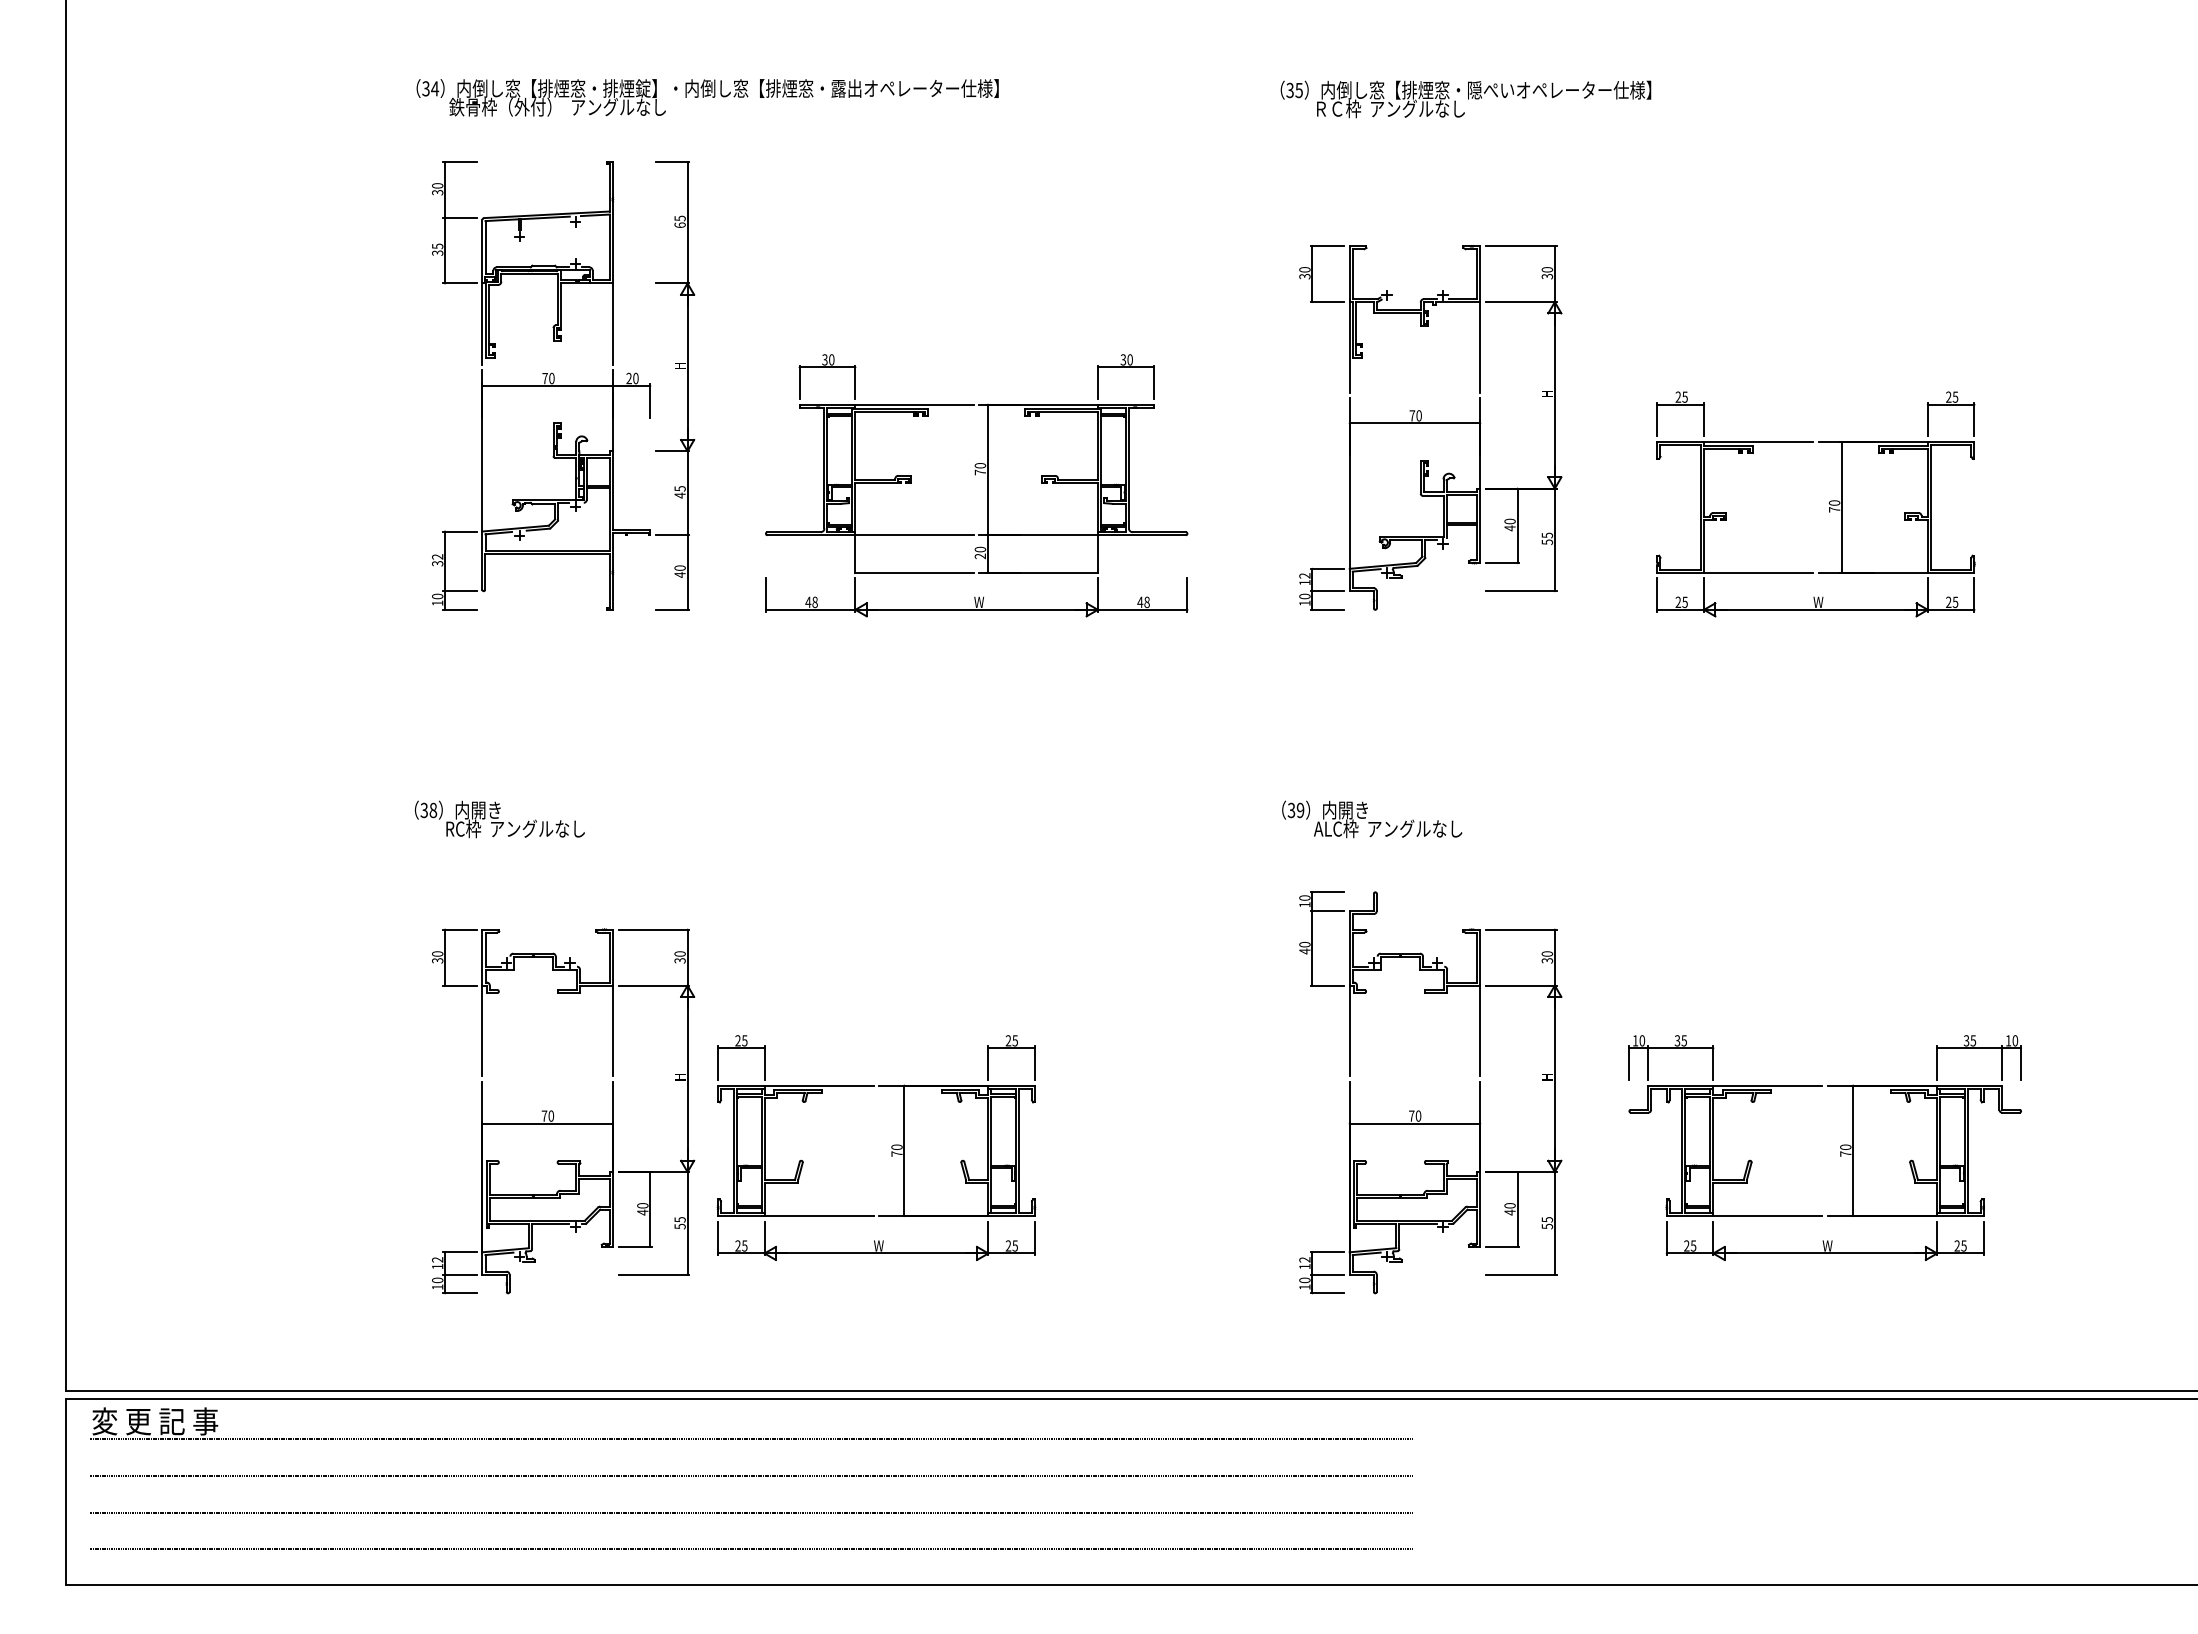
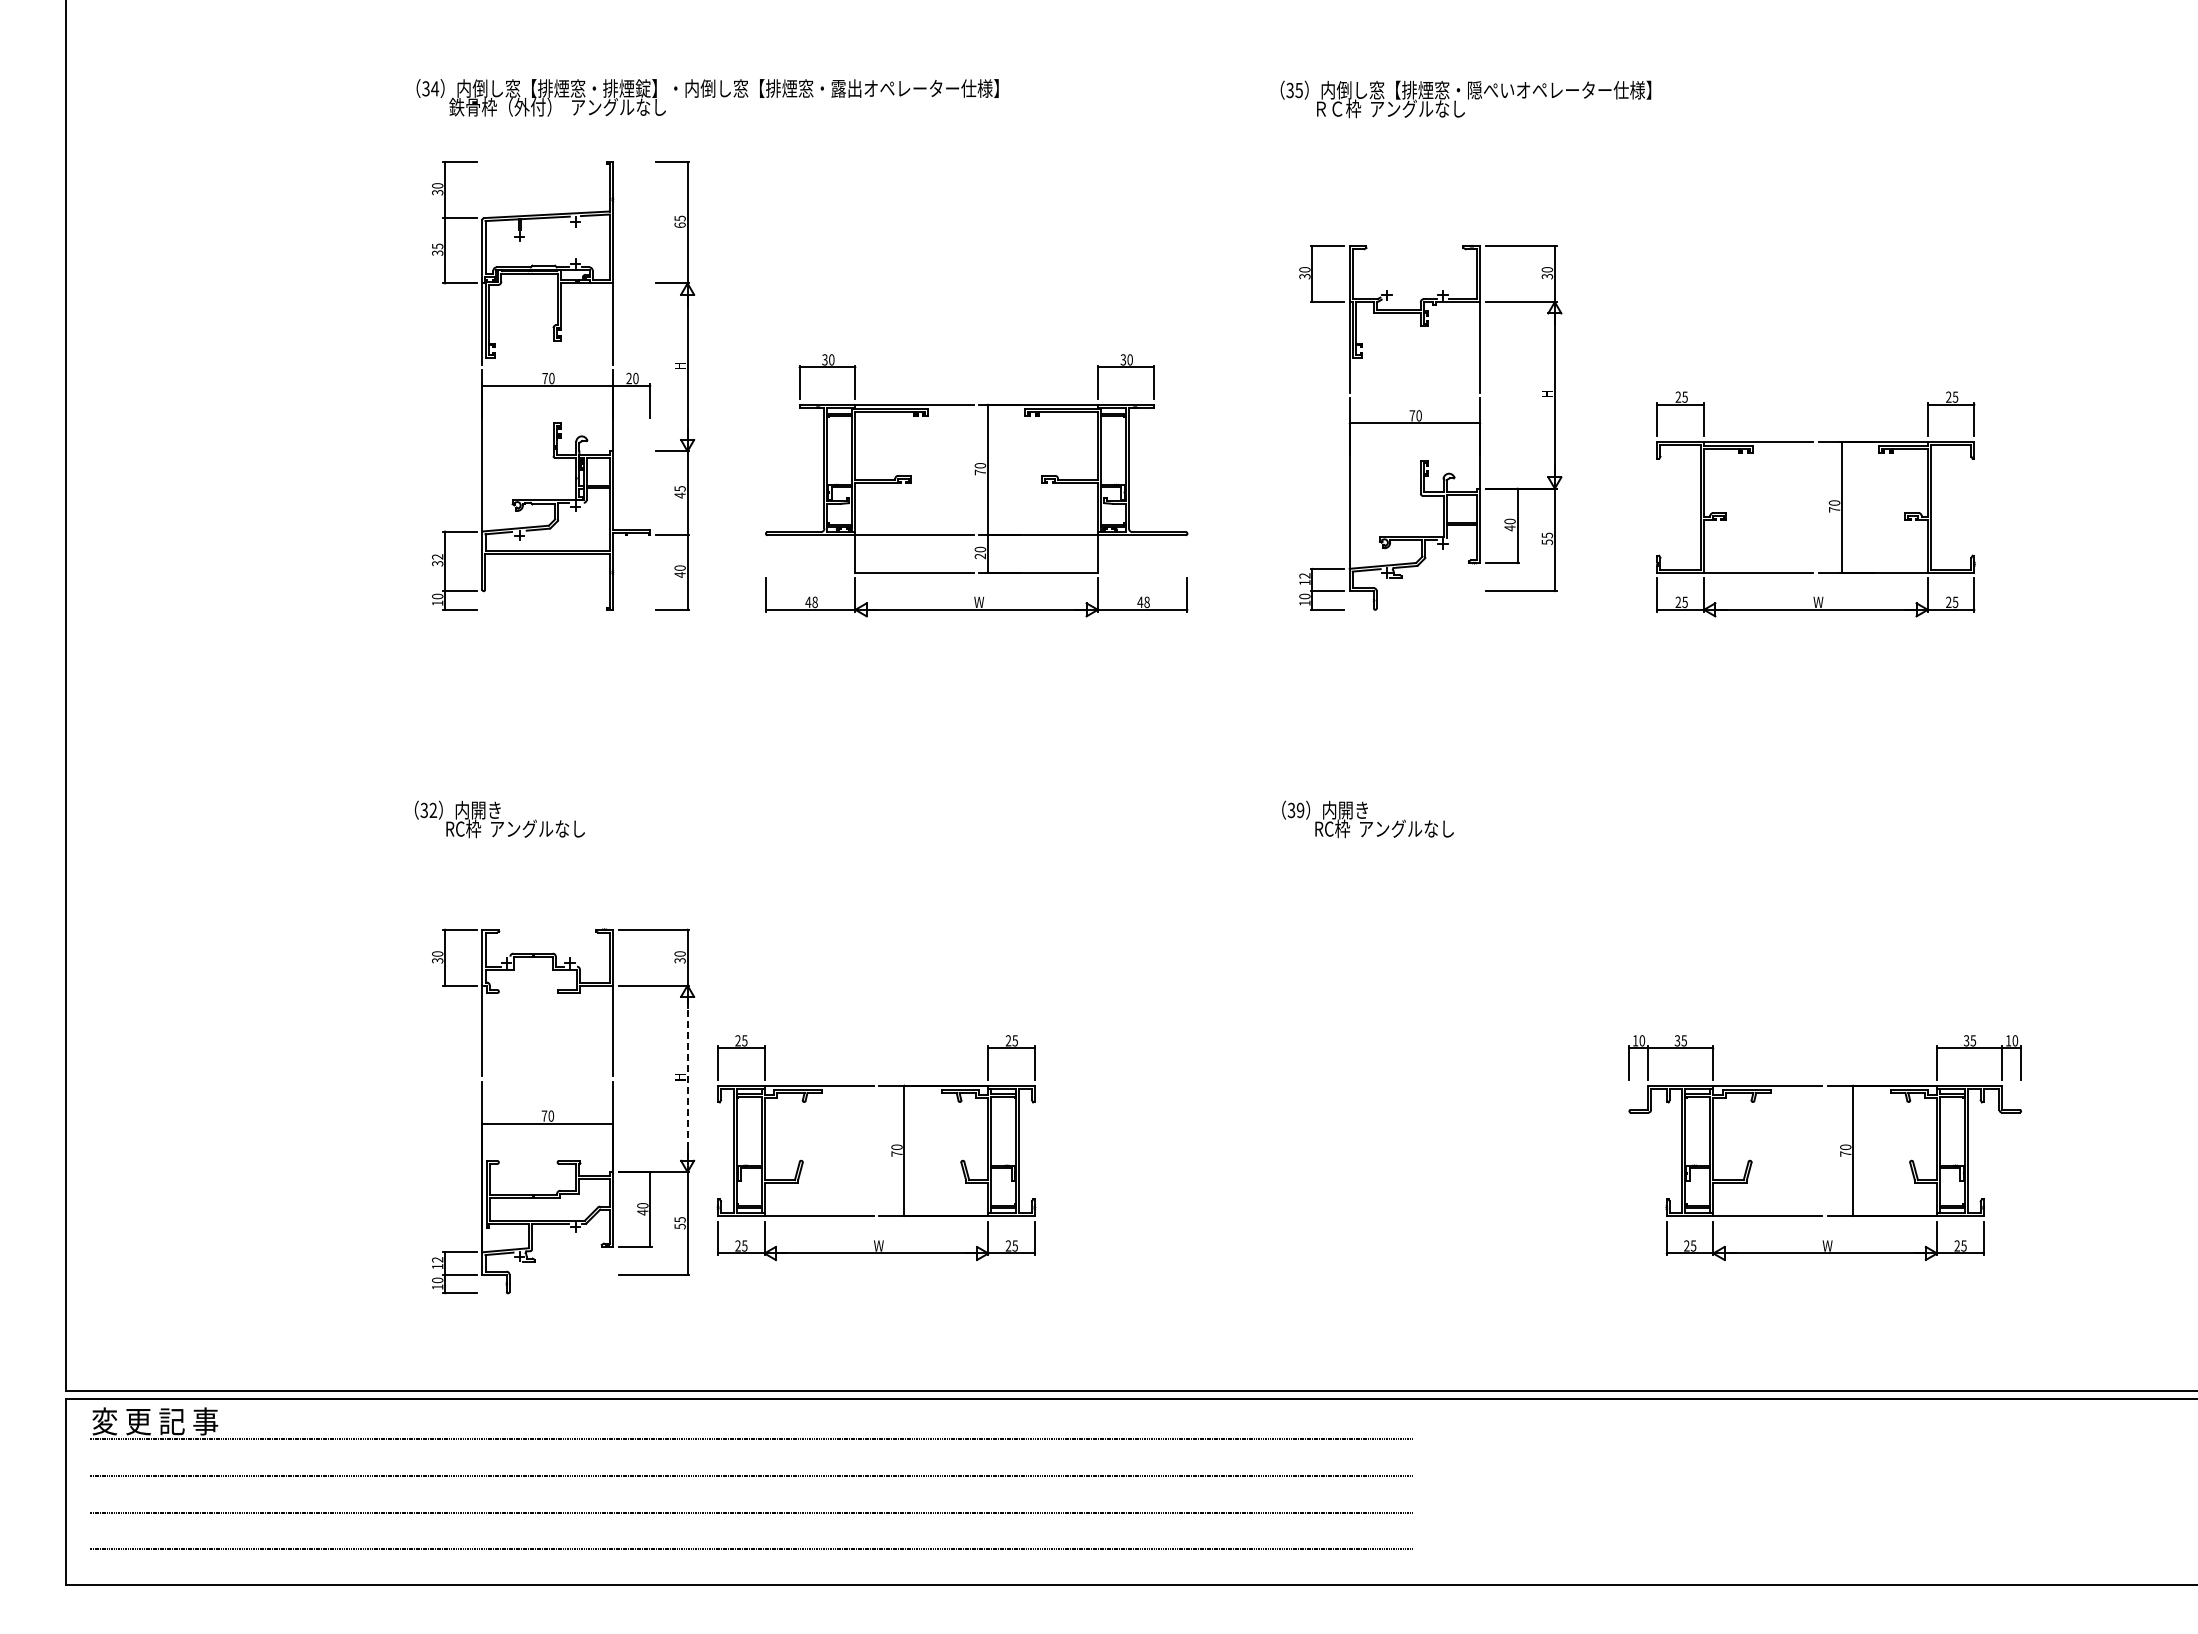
text: 38 -> 32 (433, 810)
text: ALC枠  アングルなし -> RC枠  アングルなし (1388, 828)
line: solid -> dashed (687, 1079)
part: present -> none (1419, 1110)
